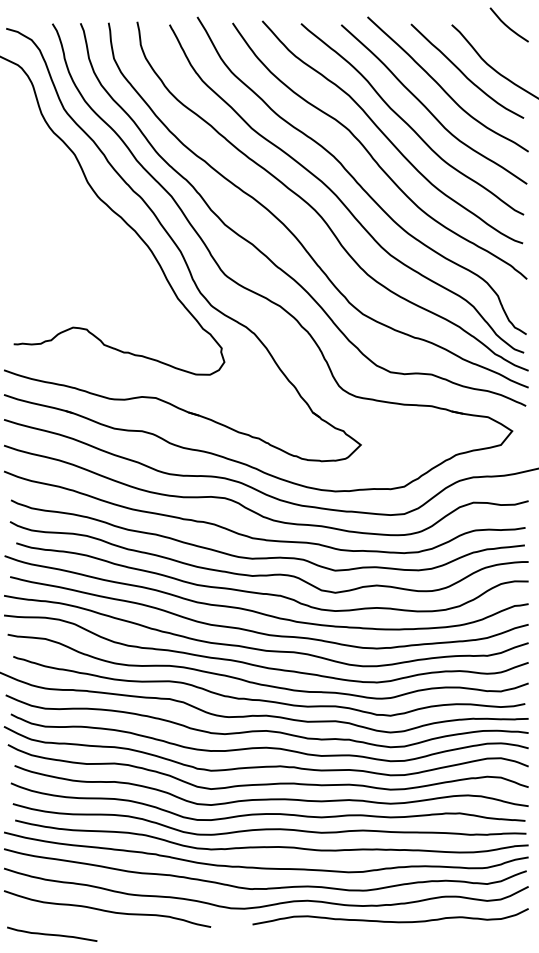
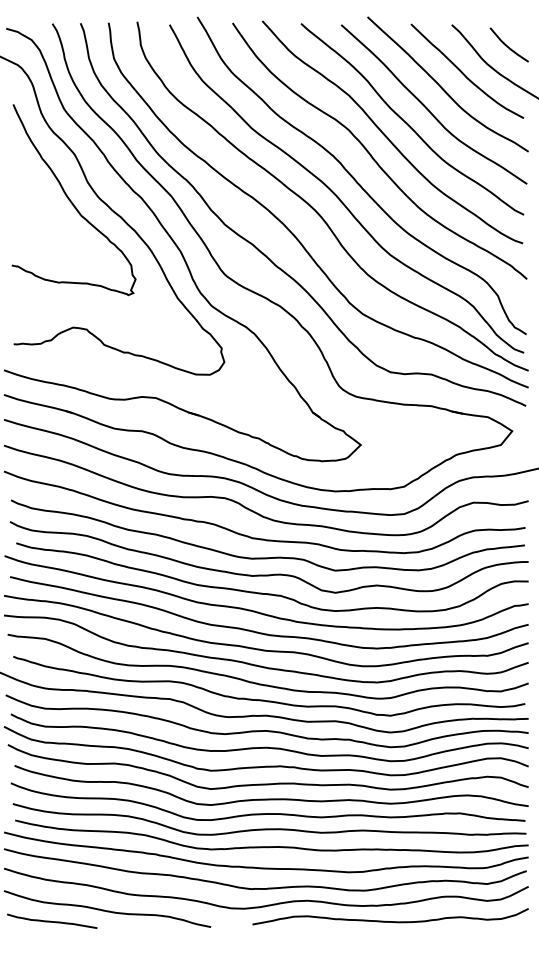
curve position: (507, 25) -> (507, 45) (507, 45)
curve: none -> present (71, 200)
curve position: (52, 934) -> (52, 921) (52, 921)
